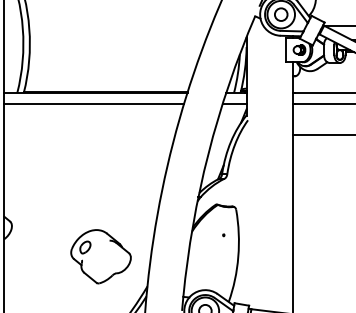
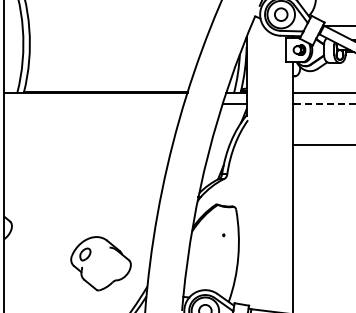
line: present -> none (94, 103)
line: solid -> dashed (324, 103)
line position: (322, 134) -> (322, 144) (322, 144)
part position: (100, 256) -> (100, 263) (100, 263)
